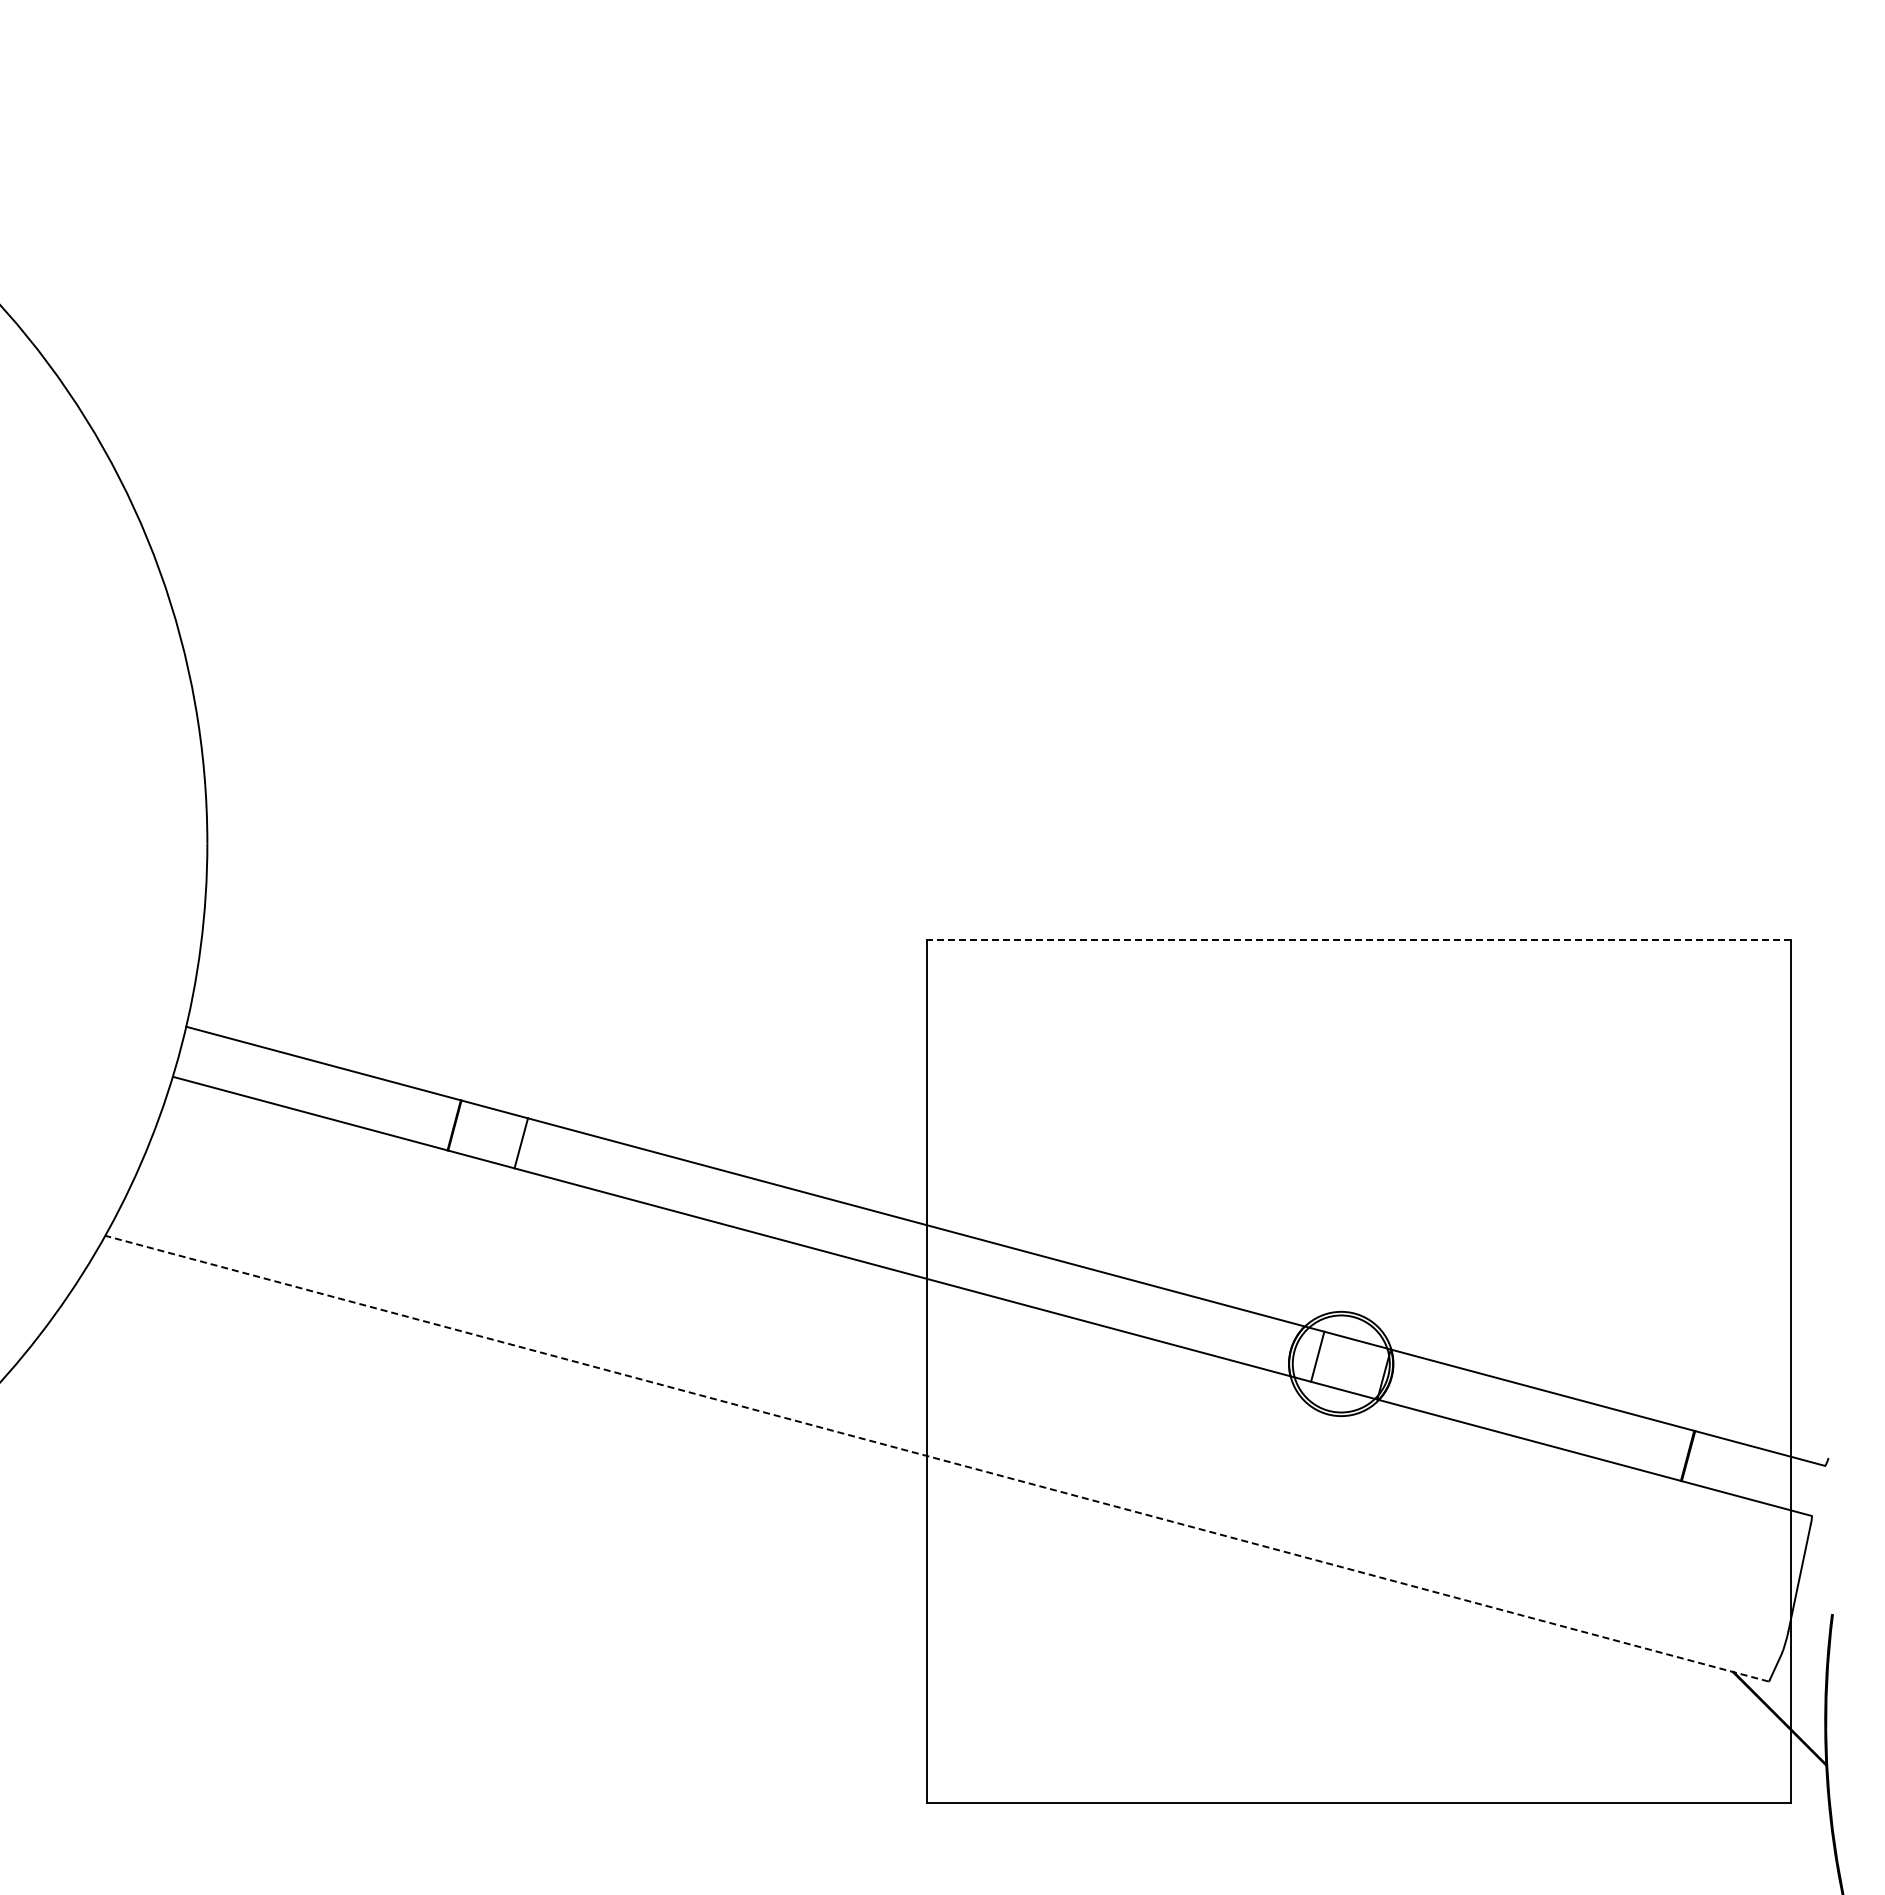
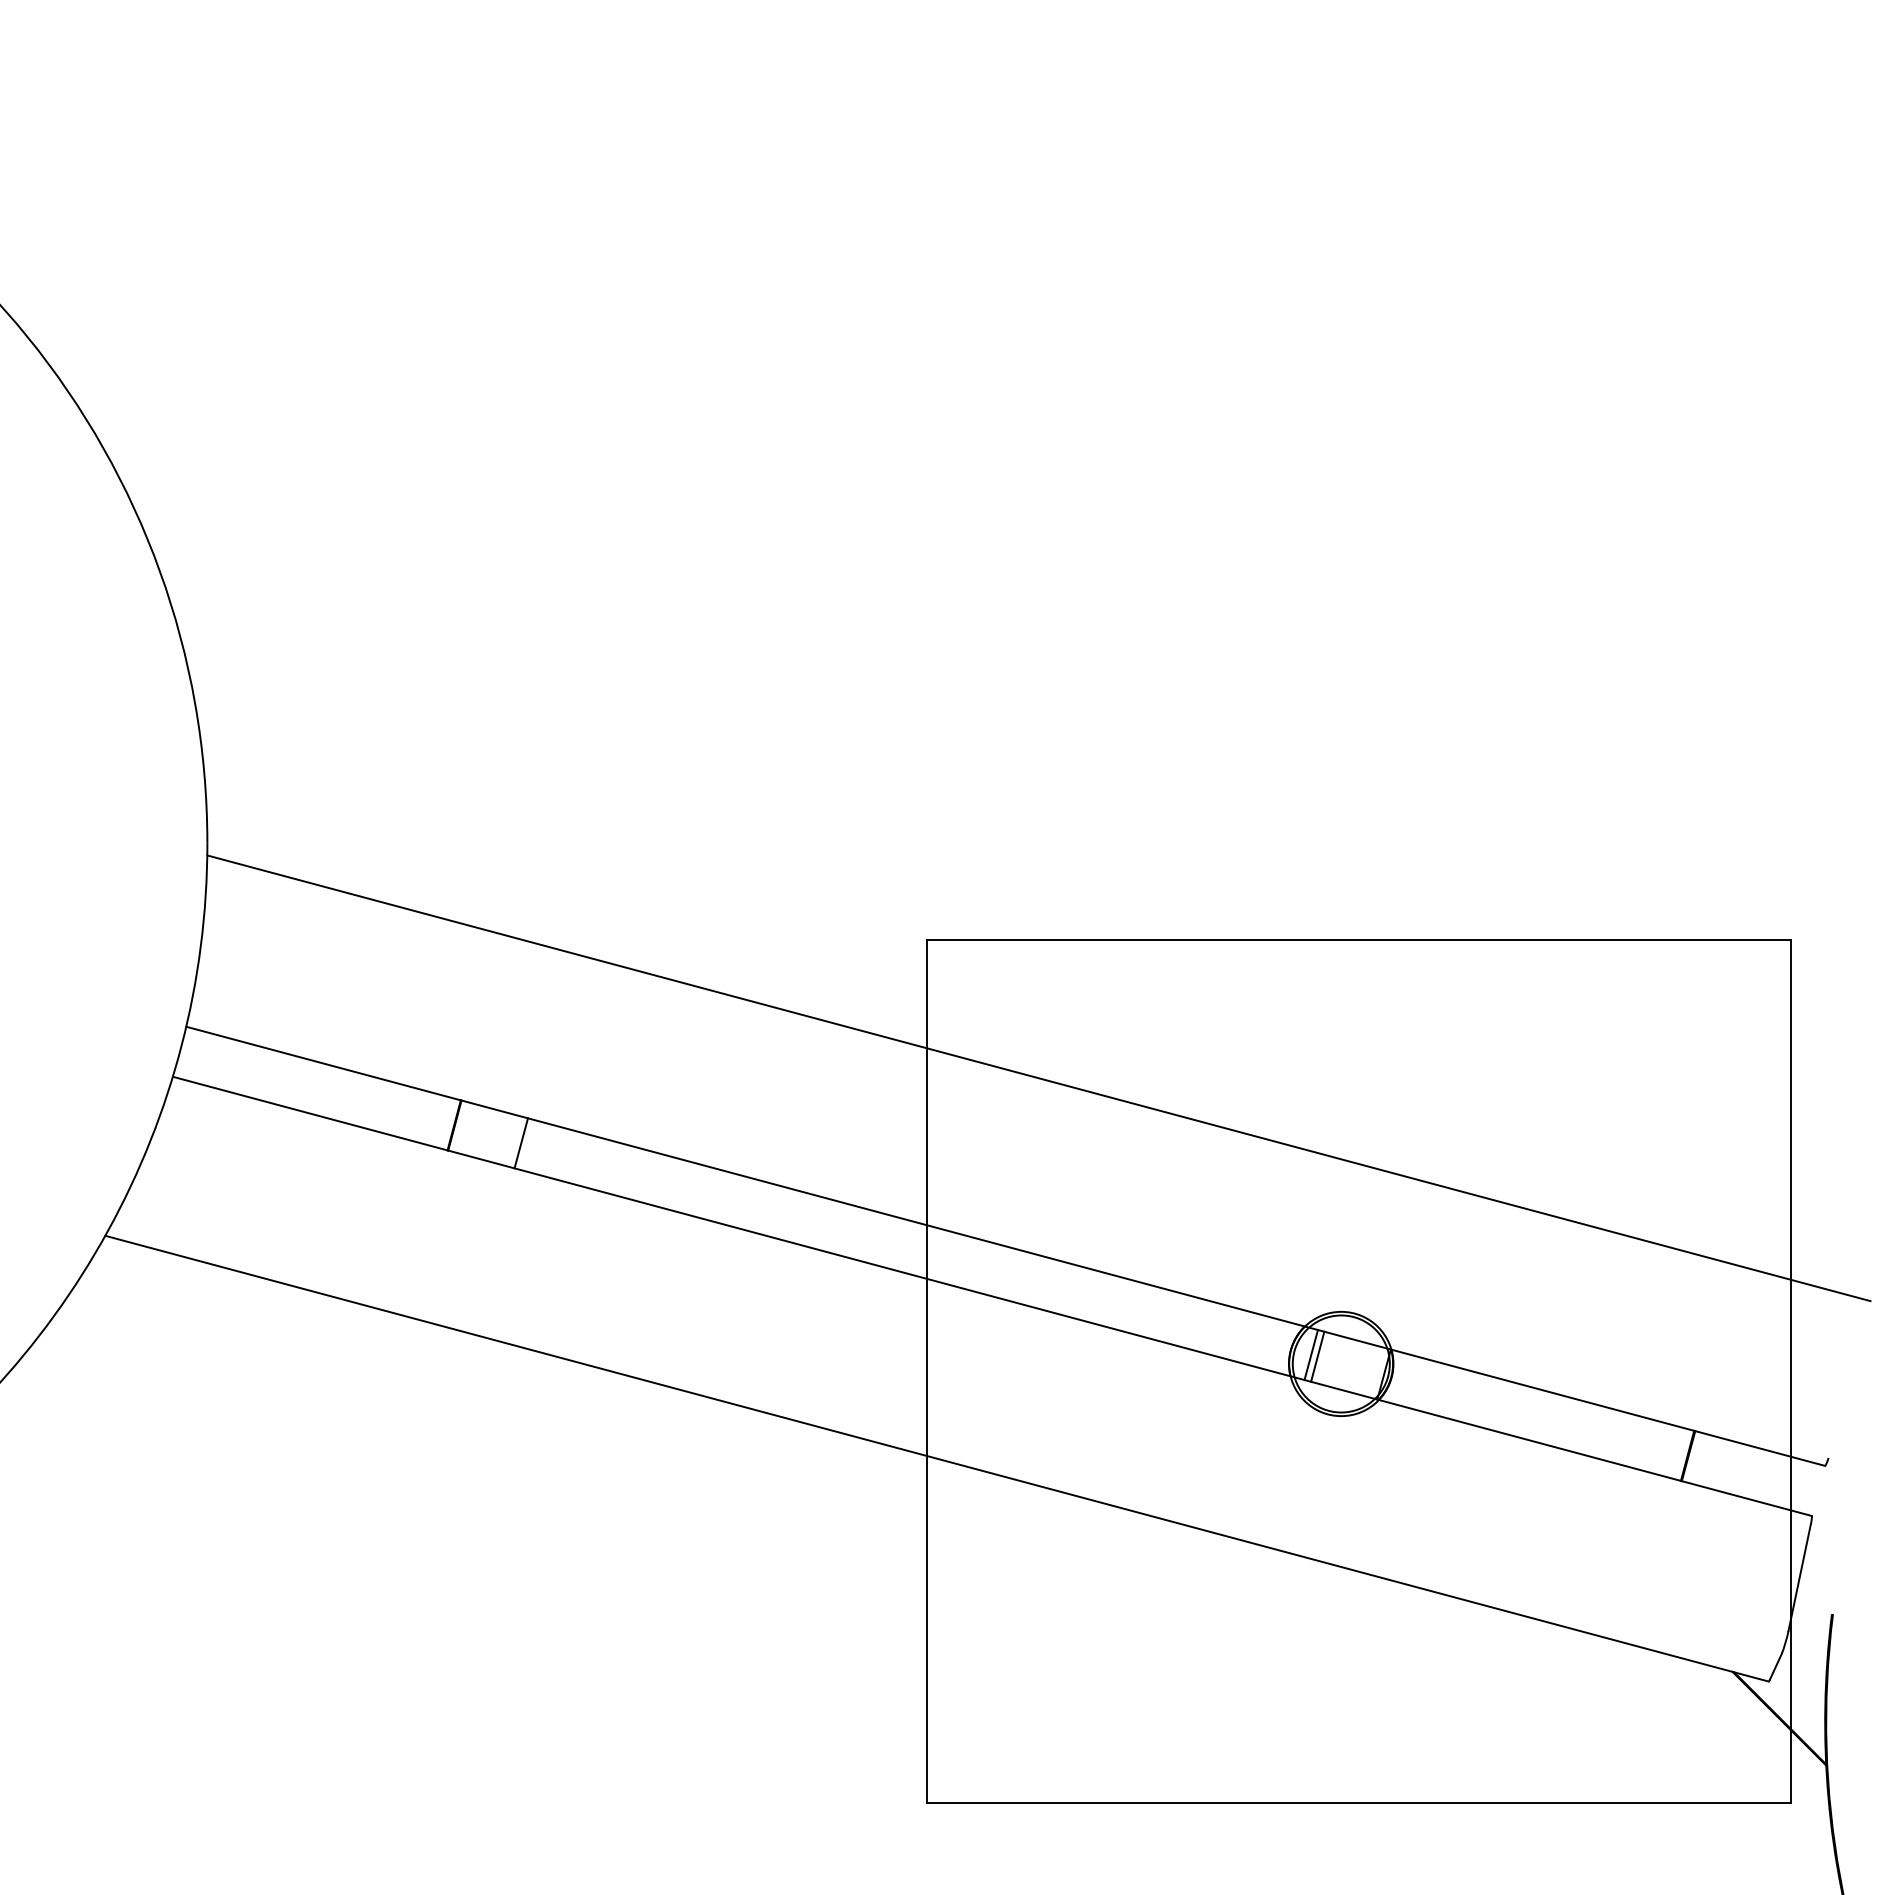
line: dashed -> solid (1358, 939)
line: none -> present (1038, 1078)
line: none -> present (1310, 1354)
line: dashed -> solid (937, 1458)
